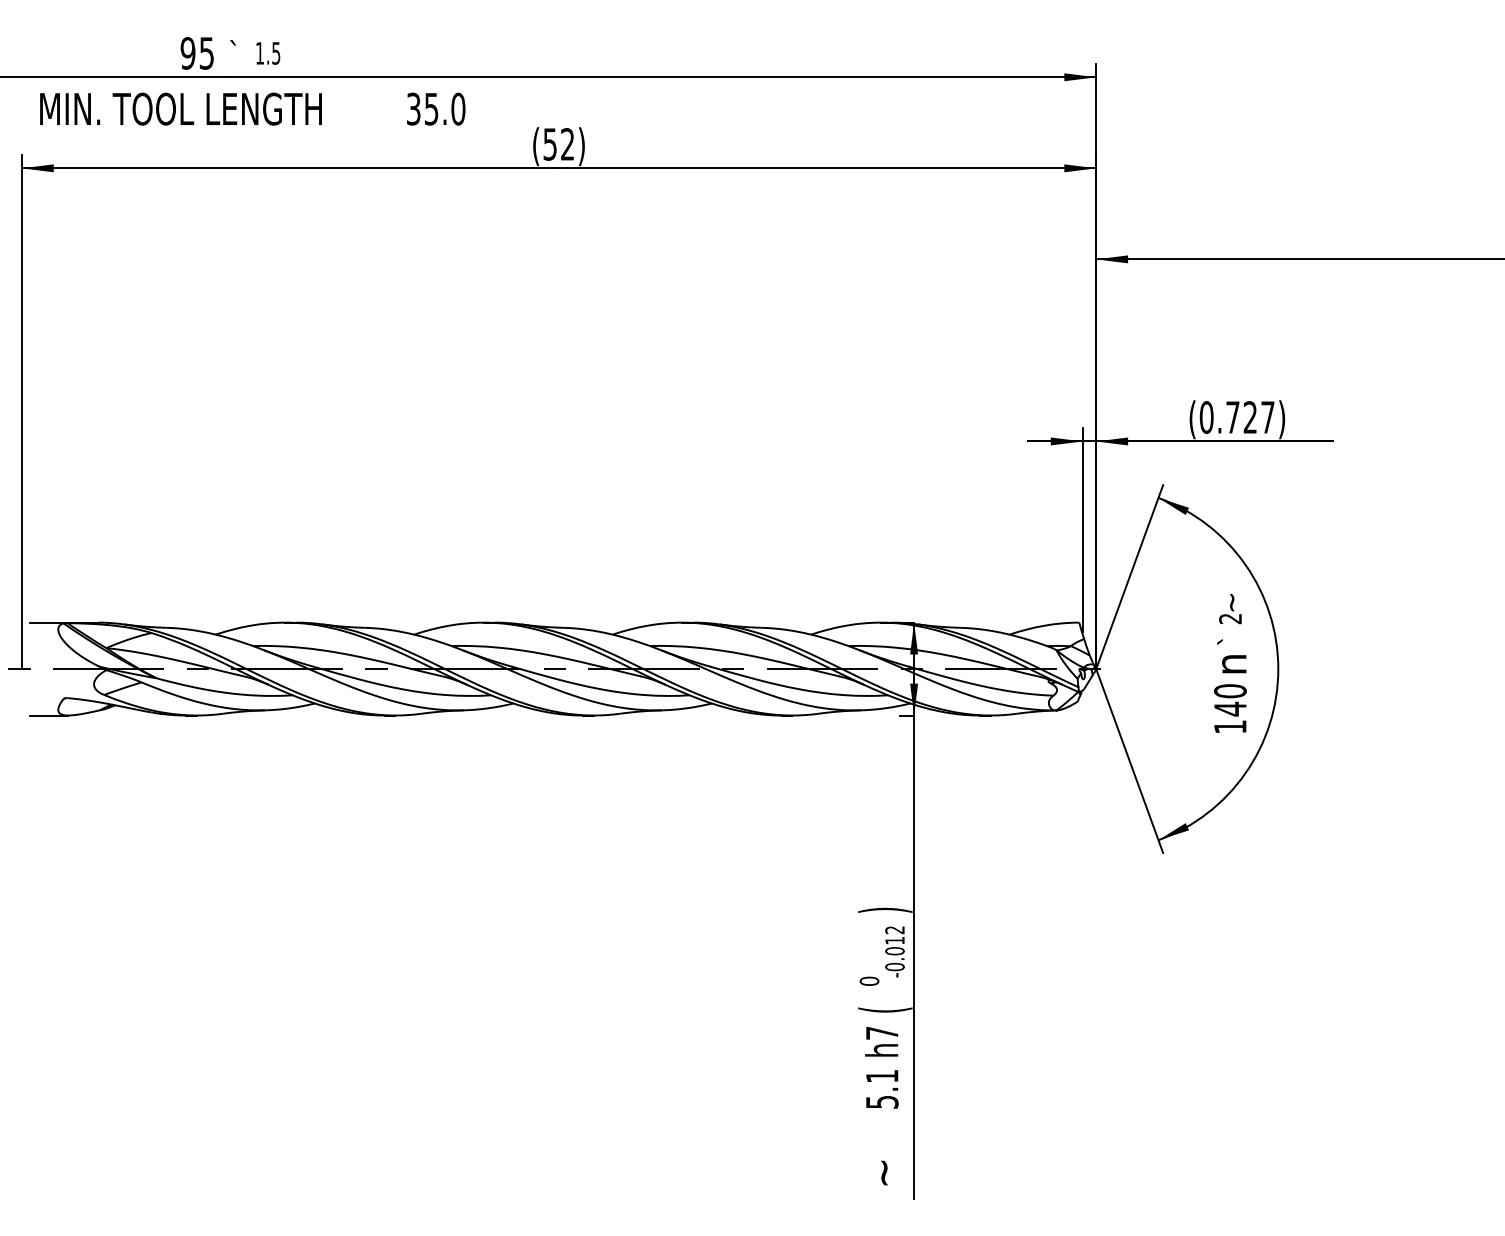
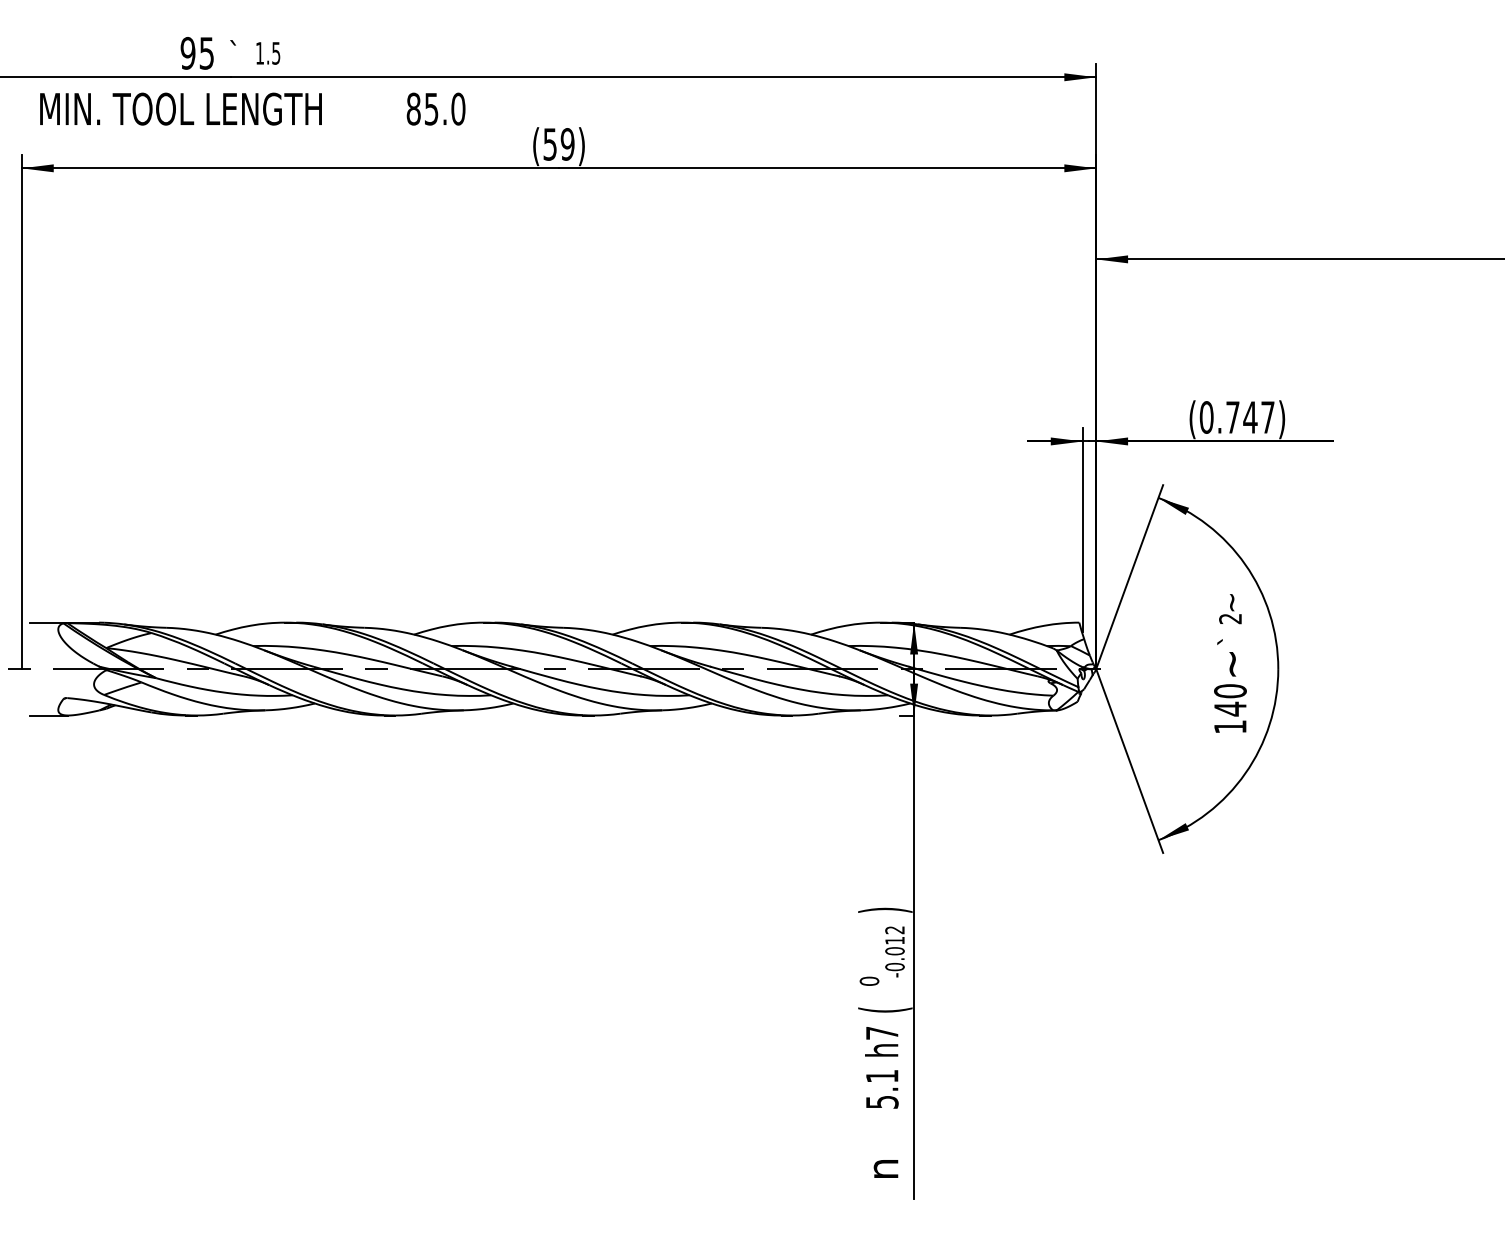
text: 35.0 -> 85.0 (413, 108)
text: (52) -> (59) (567, 144)
text: (0.727) -> (0.747) (1250, 417)
text: n -> ~ (1234, 664)
text: ~ -> n (885, 1172)
